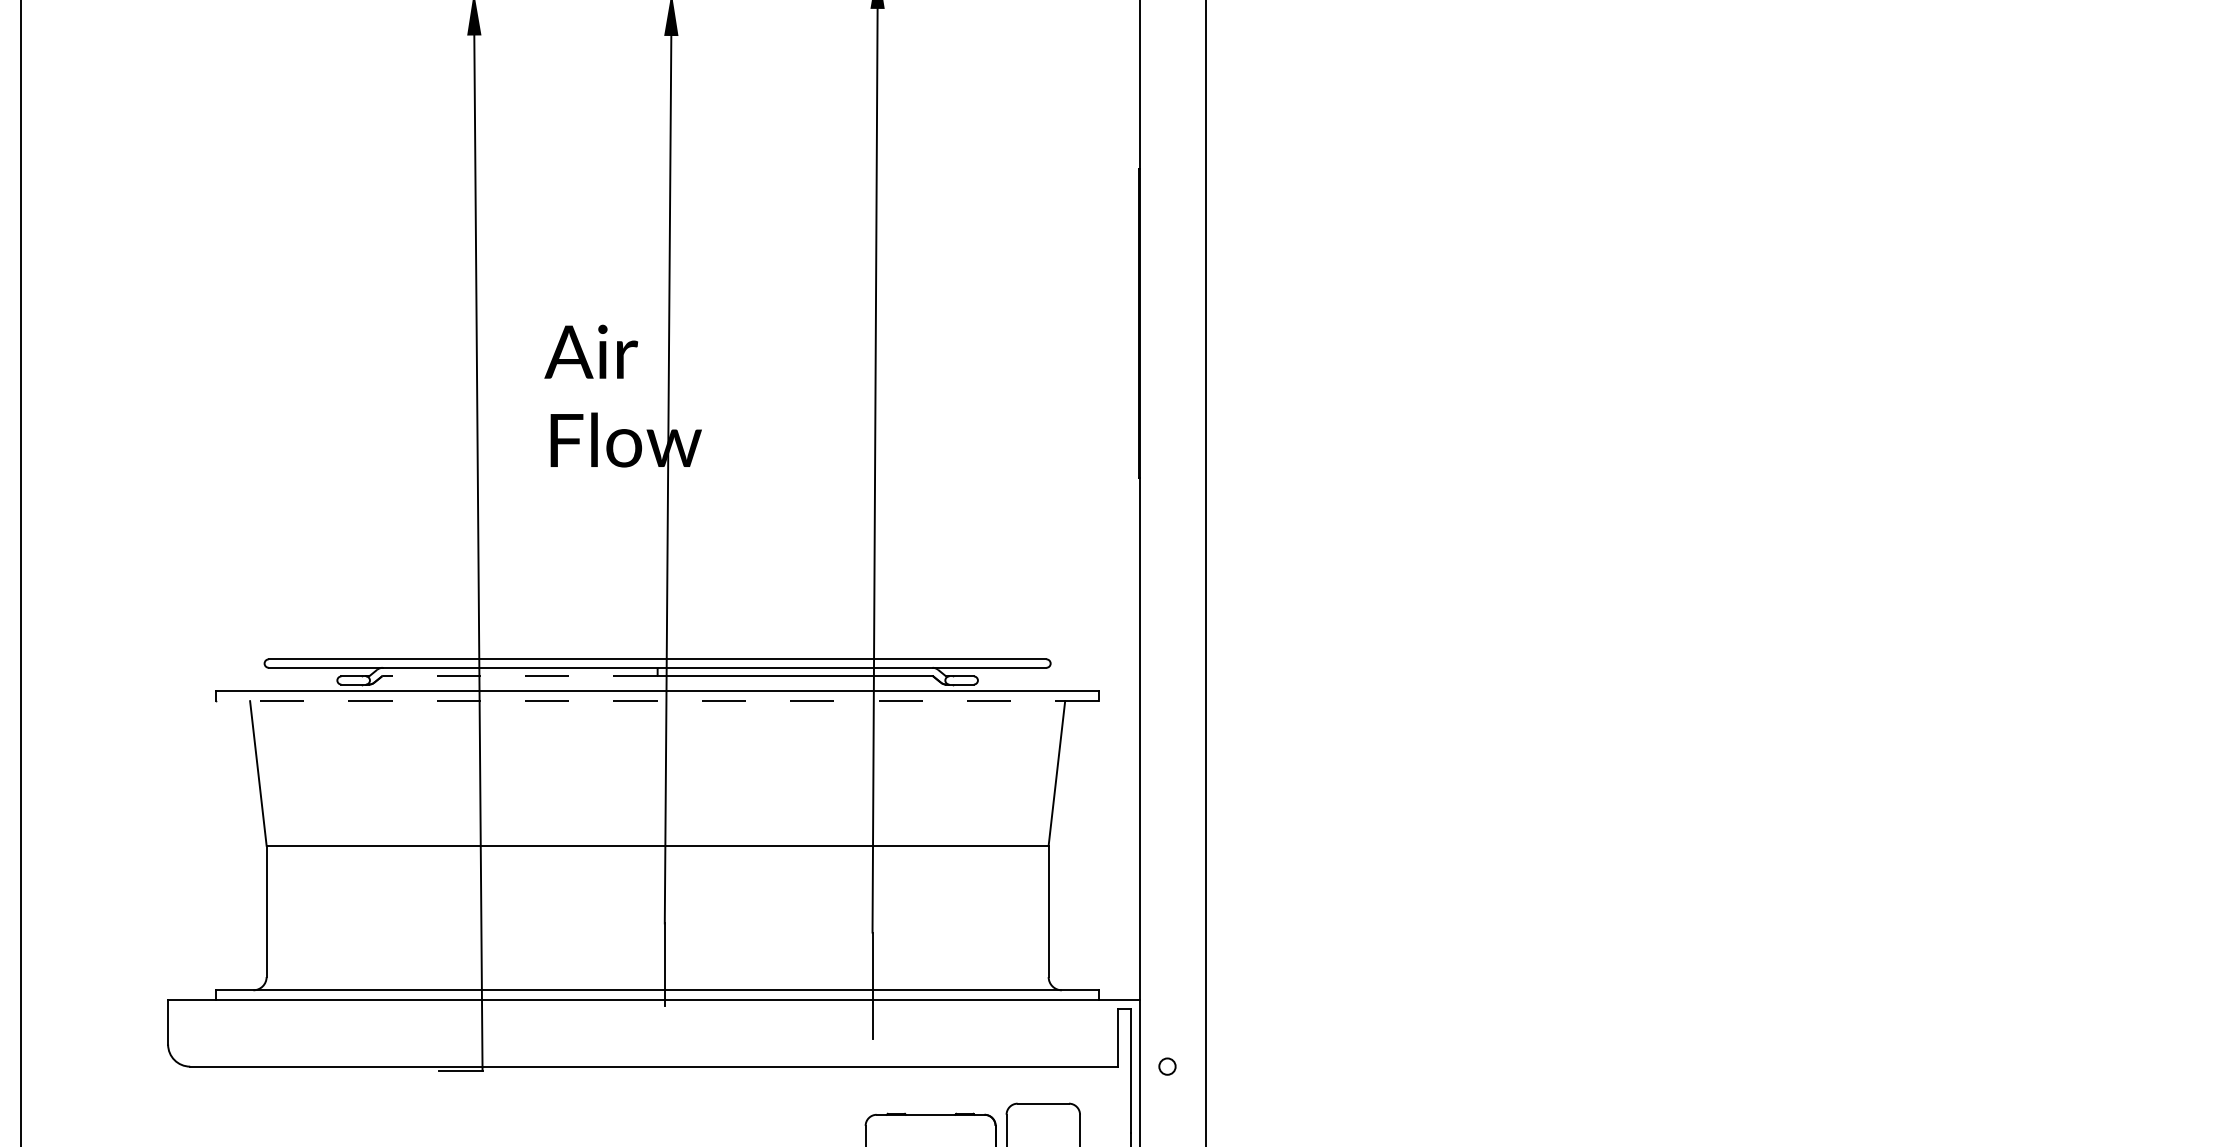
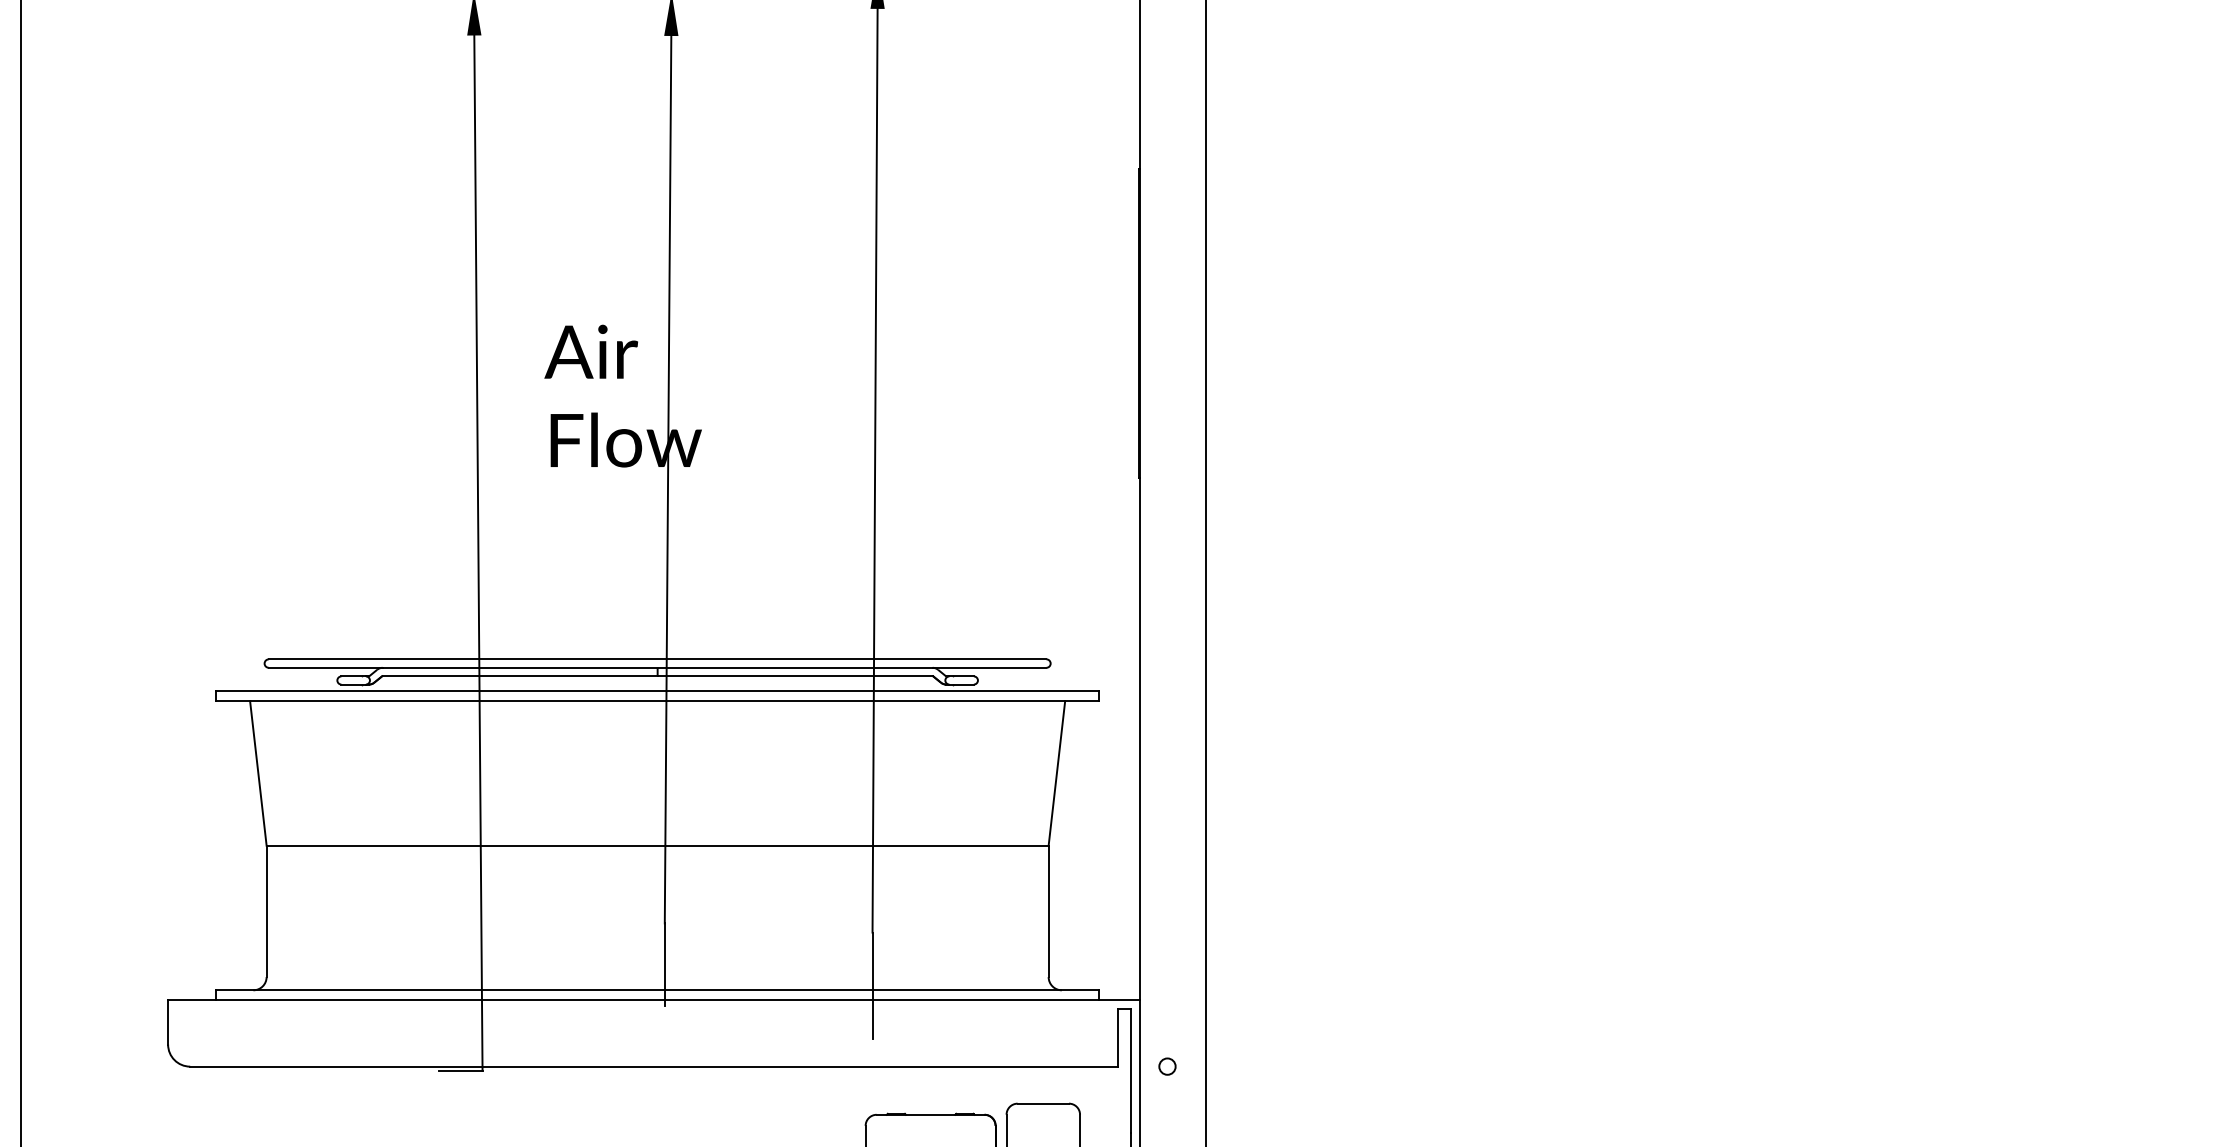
line: dashed -> solid (520, 675)
line: dashed -> solid (657, 701)
